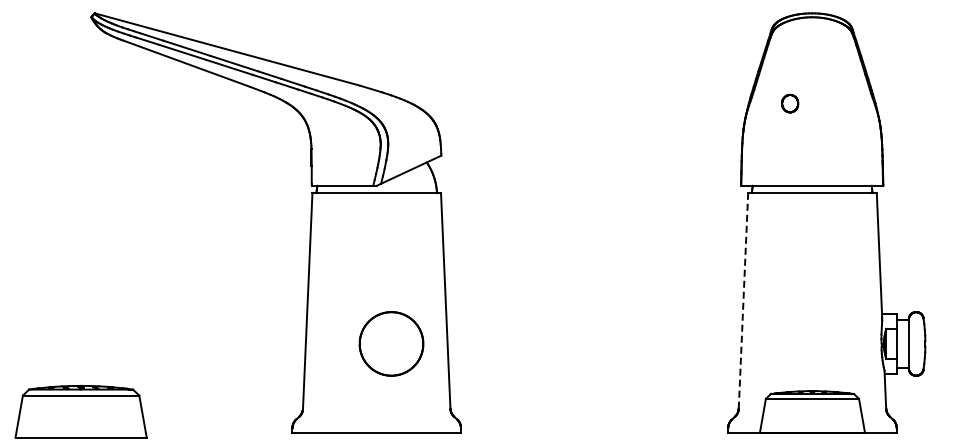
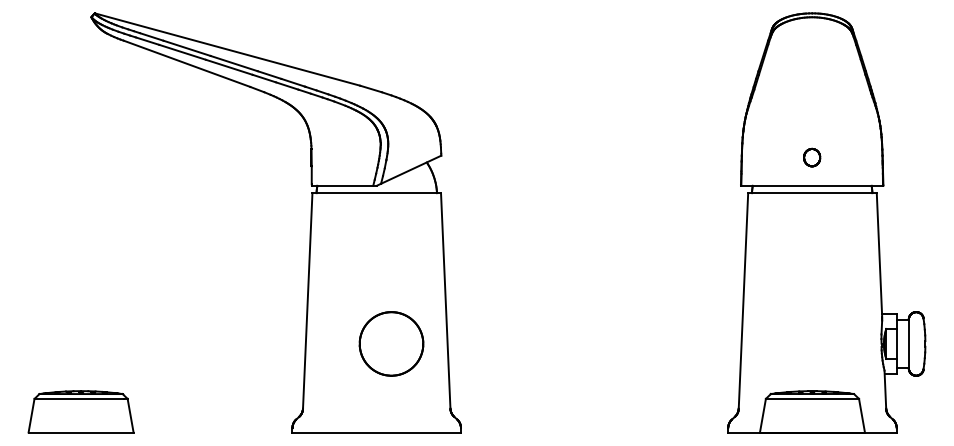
part position: (790, 103) -> (812, 157) (812, 157)
line: dashed -> solid (743, 300)
part size: 134x55 px -> 108x44 px (80, 411)
